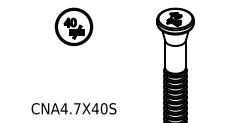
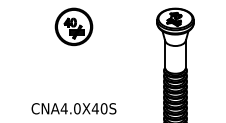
text: CNA4.7X40S -> CNA4.0X40S (77, 108)
